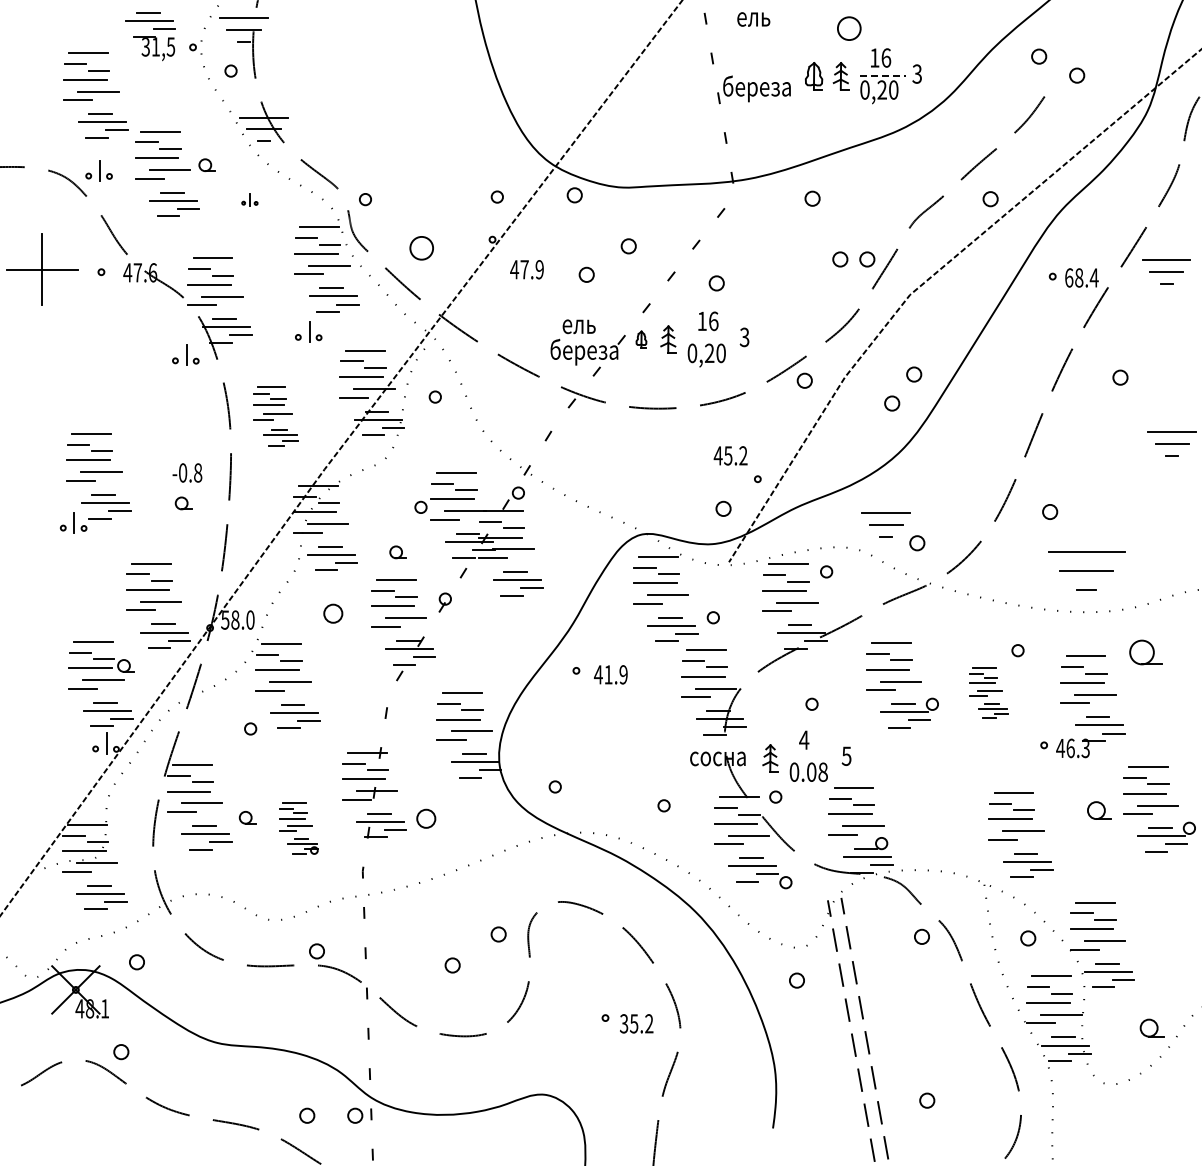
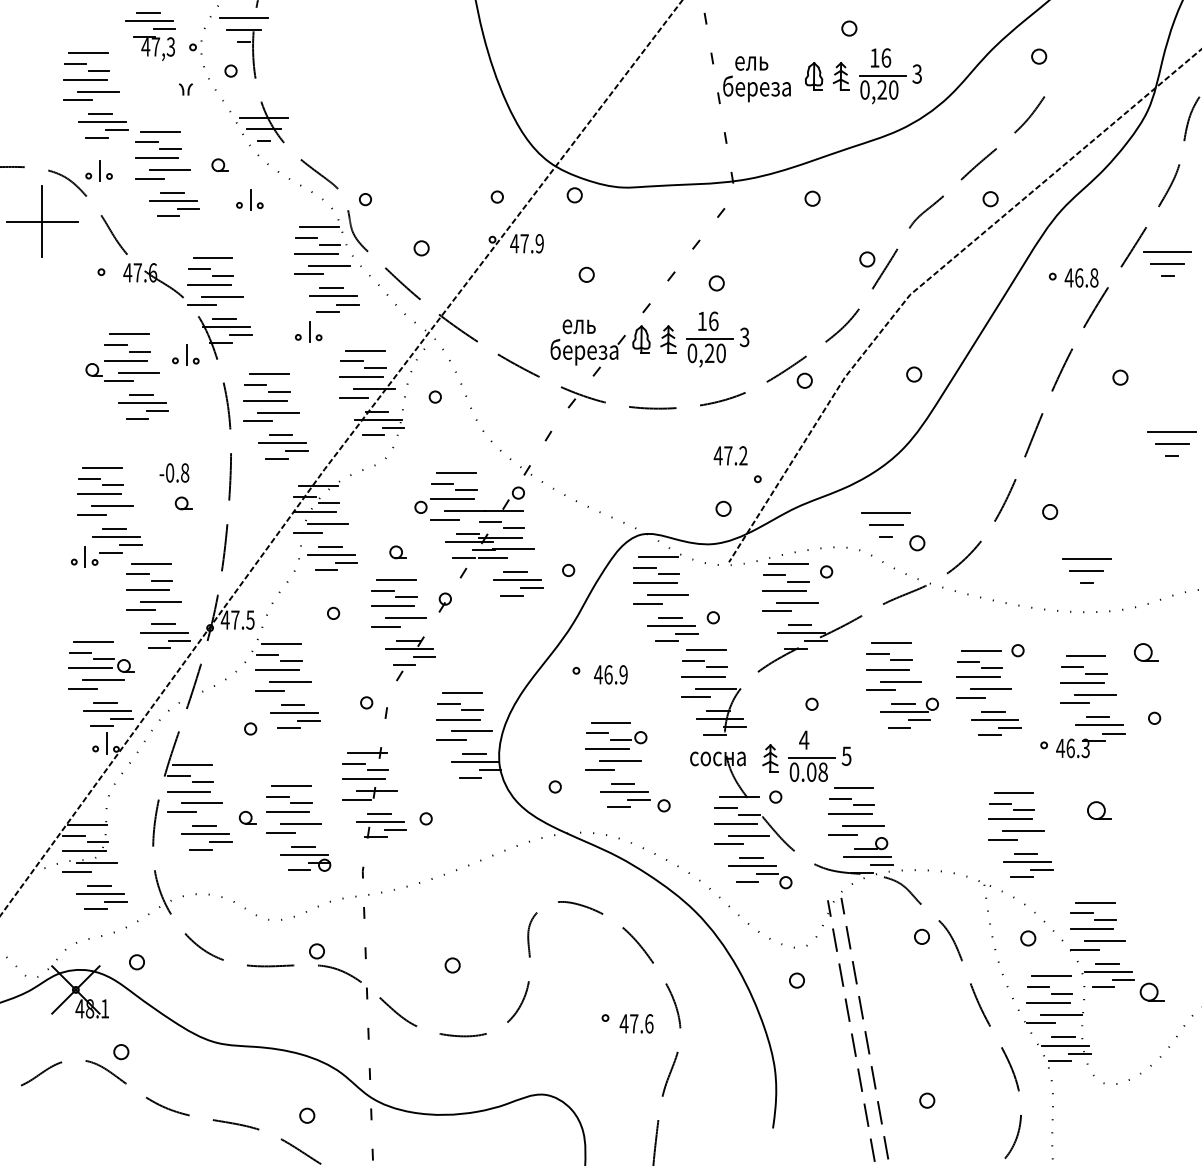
text position: (753, 19) -> (751, 63) (751, 63)
part size: 25x25 px -> 17x17 px (849, 28)
text: 31,5 -> 47,3 (158, 46)
line: dashed -> solid (882, 75)
part: present -> none (1077, 75)
part: none -> present (185, 89)
part position: (206, 164) -> (219, 164) (219, 164)
part size: 18x14 px -> 28x22 px (249, 199)
part: present -> none (628, 246)
part size: 25x25 px -> 17x17 px (421, 248)
part: present -> none (840, 259)
part position: (42, 269) -> (42, 221) (42, 221)
text position: (526, 269) -> (526, 243) (526, 243)
part position: (1166, 271) -> (1167, 263) (1167, 263)
text: 68.4 -> 46.8 (1081, 277)
part size: 13x19 px -> 19x29 px (641, 339)
line: none -> present (710, 339)
part: none -> present (126, 376)
part: present -> none (892, 403)
part size: 46x61 px -> 66x87 px (275, 416)
text: 45.2 -> 47.2 (728, 455)
text position: (187, 472) -> (174, 472) (174, 472)
part position: (95, 483) -> (106, 517) (106, 517)
part: none -> present (568, 569)
part size: 78x40 px -> 50x26 px (1086, 570)
part size: 21x21 px -> 14x14 px (333, 612)
text: 58.0 -> 47.5 (237, 619)
part size: 34x27 px -> 25x19 px (1146, 652)
text: 41.9 -> 46.9 (608, 674)
part size: 40x52 px -> 66x86 px (988, 692)
part: none -> present (366, 702)
part: none -> present (1154, 717)
line: none -> present (812, 758)
part: none -> present (617, 764)
part: present -> none (1159, 809)
part size: 21x21 px -> 14x14 px (425, 818)
part size: 40x53 px -> 66x87 px (298, 828)
part: present -> none (498, 934)
text: 35.2 -> 47.6 (636, 1023)
part position: (1151, 1027) -> (1151, 991) (1151, 991)
part: present -> none (355, 1115)
